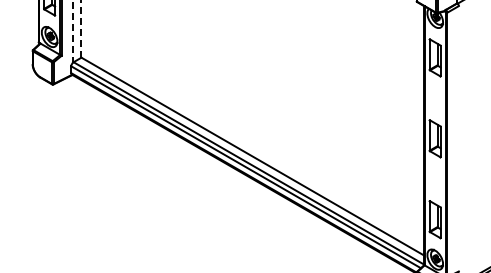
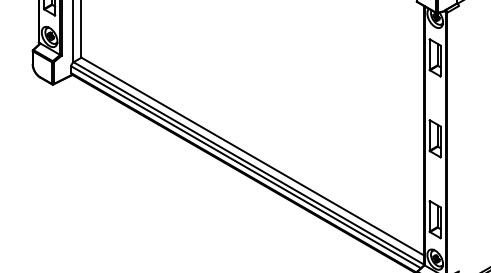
line: dashed -> solid (81, 29)
line: dashed -> solid (73, 31)
